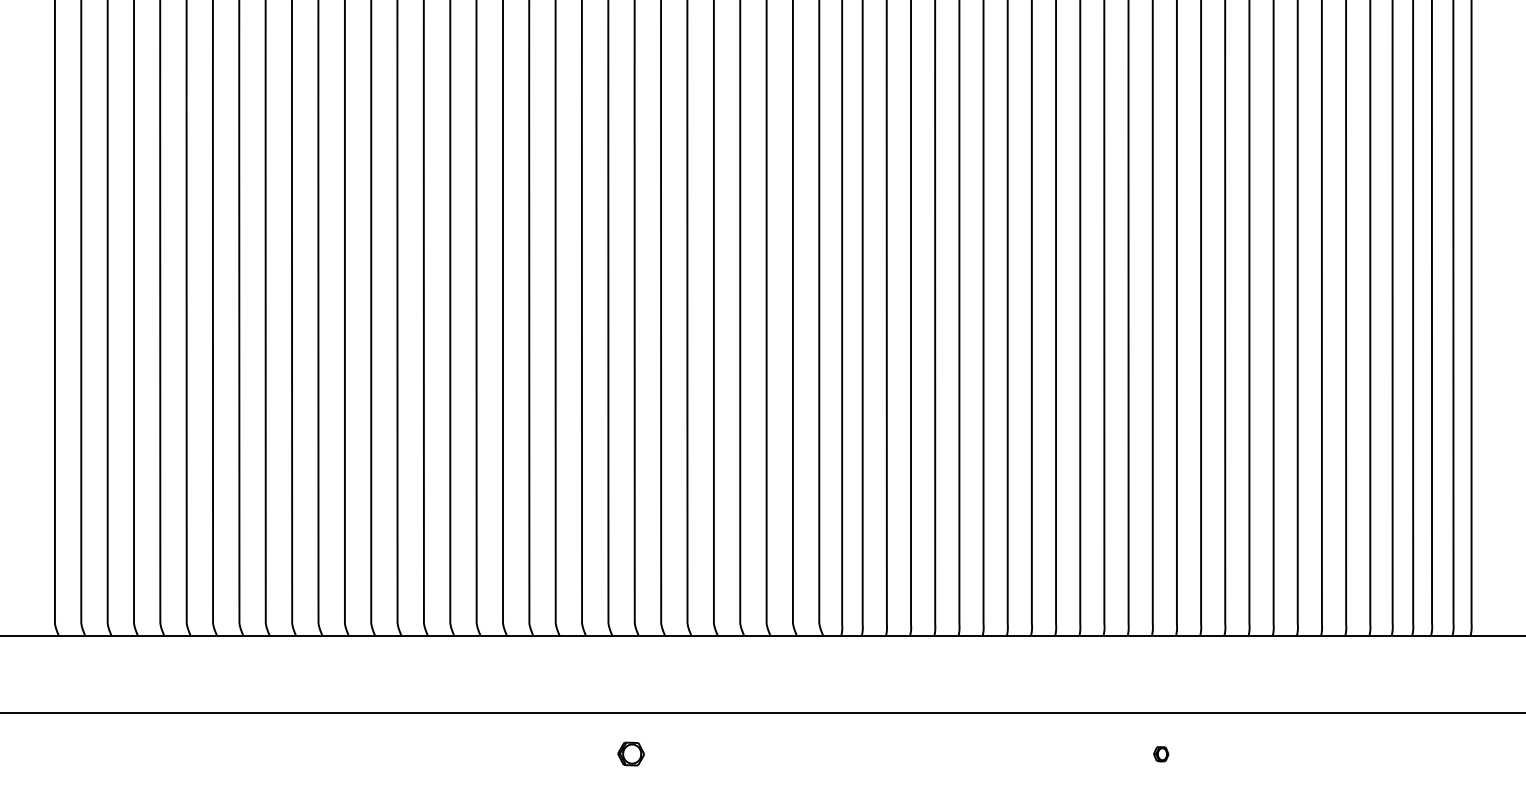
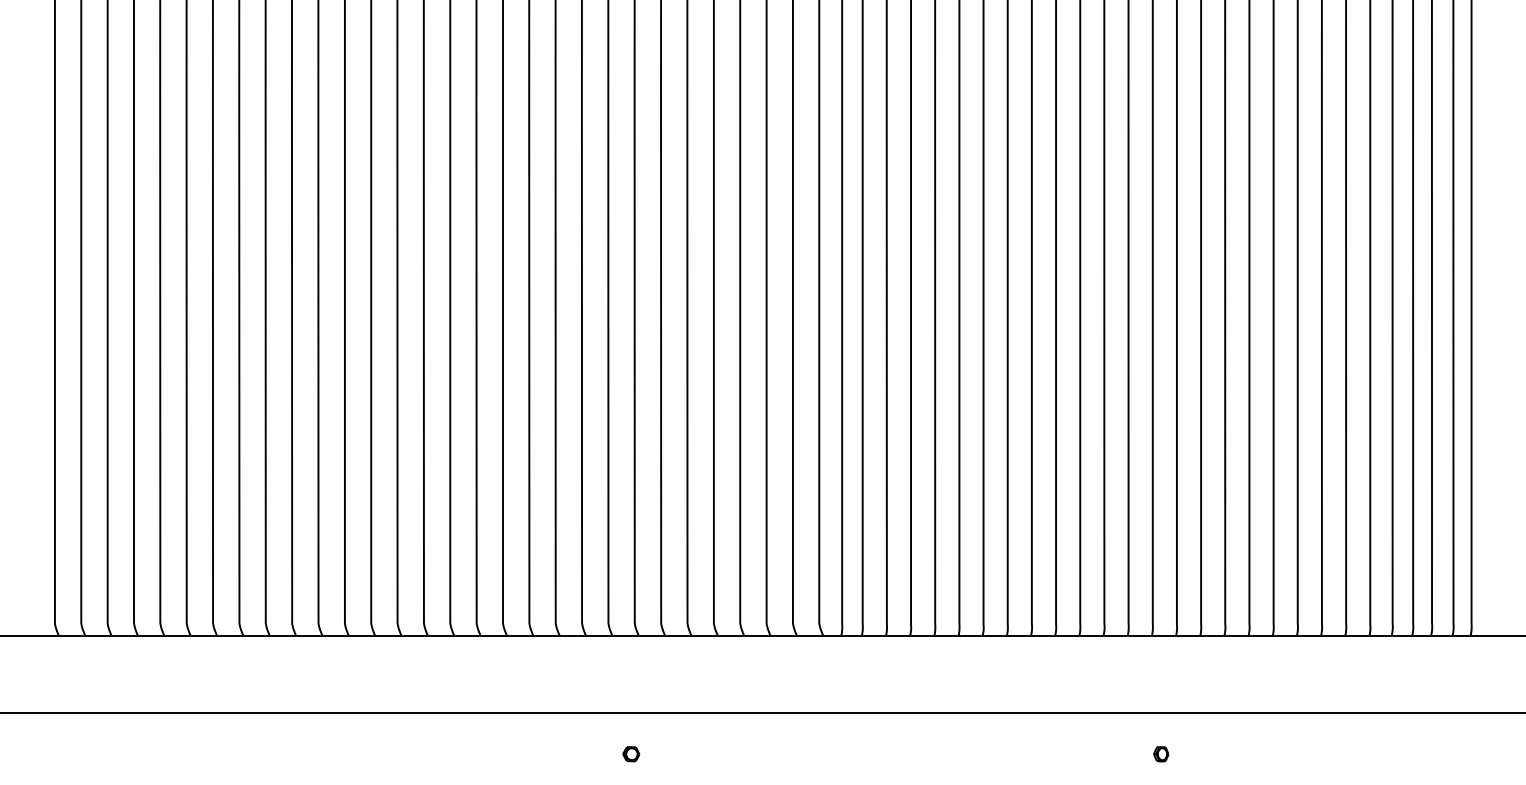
part size: 28x26 px -> 19x17 px (631, 754)
